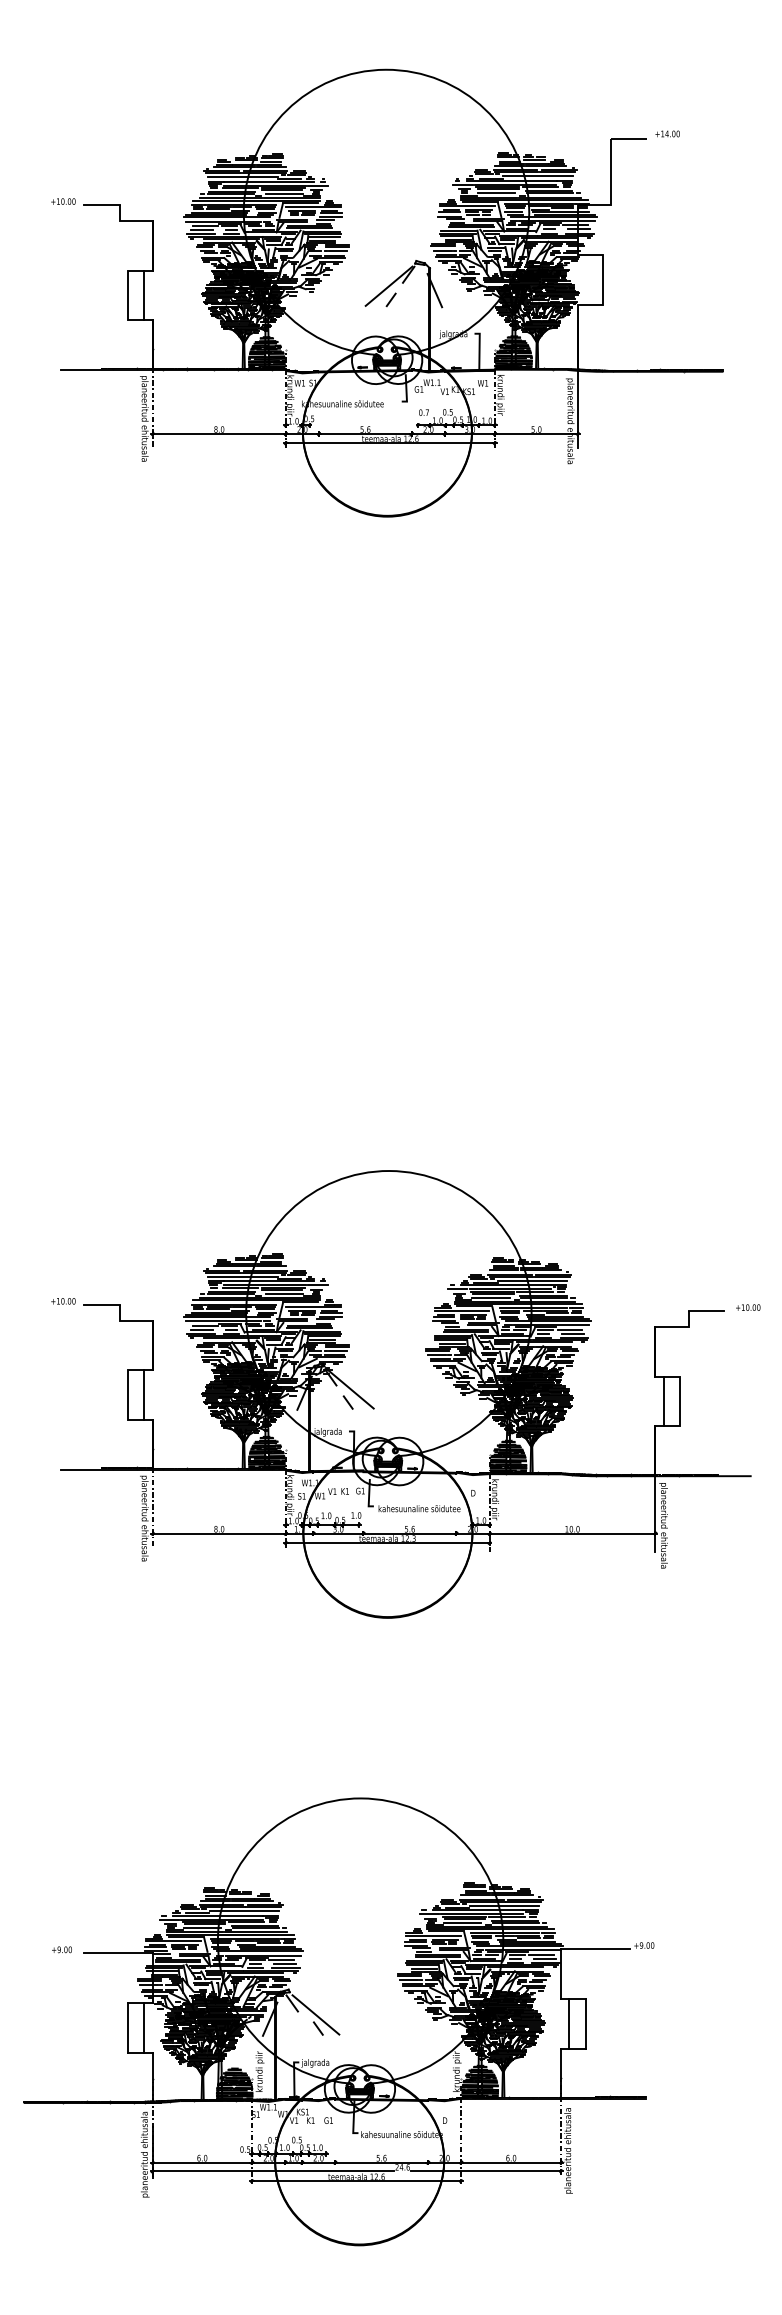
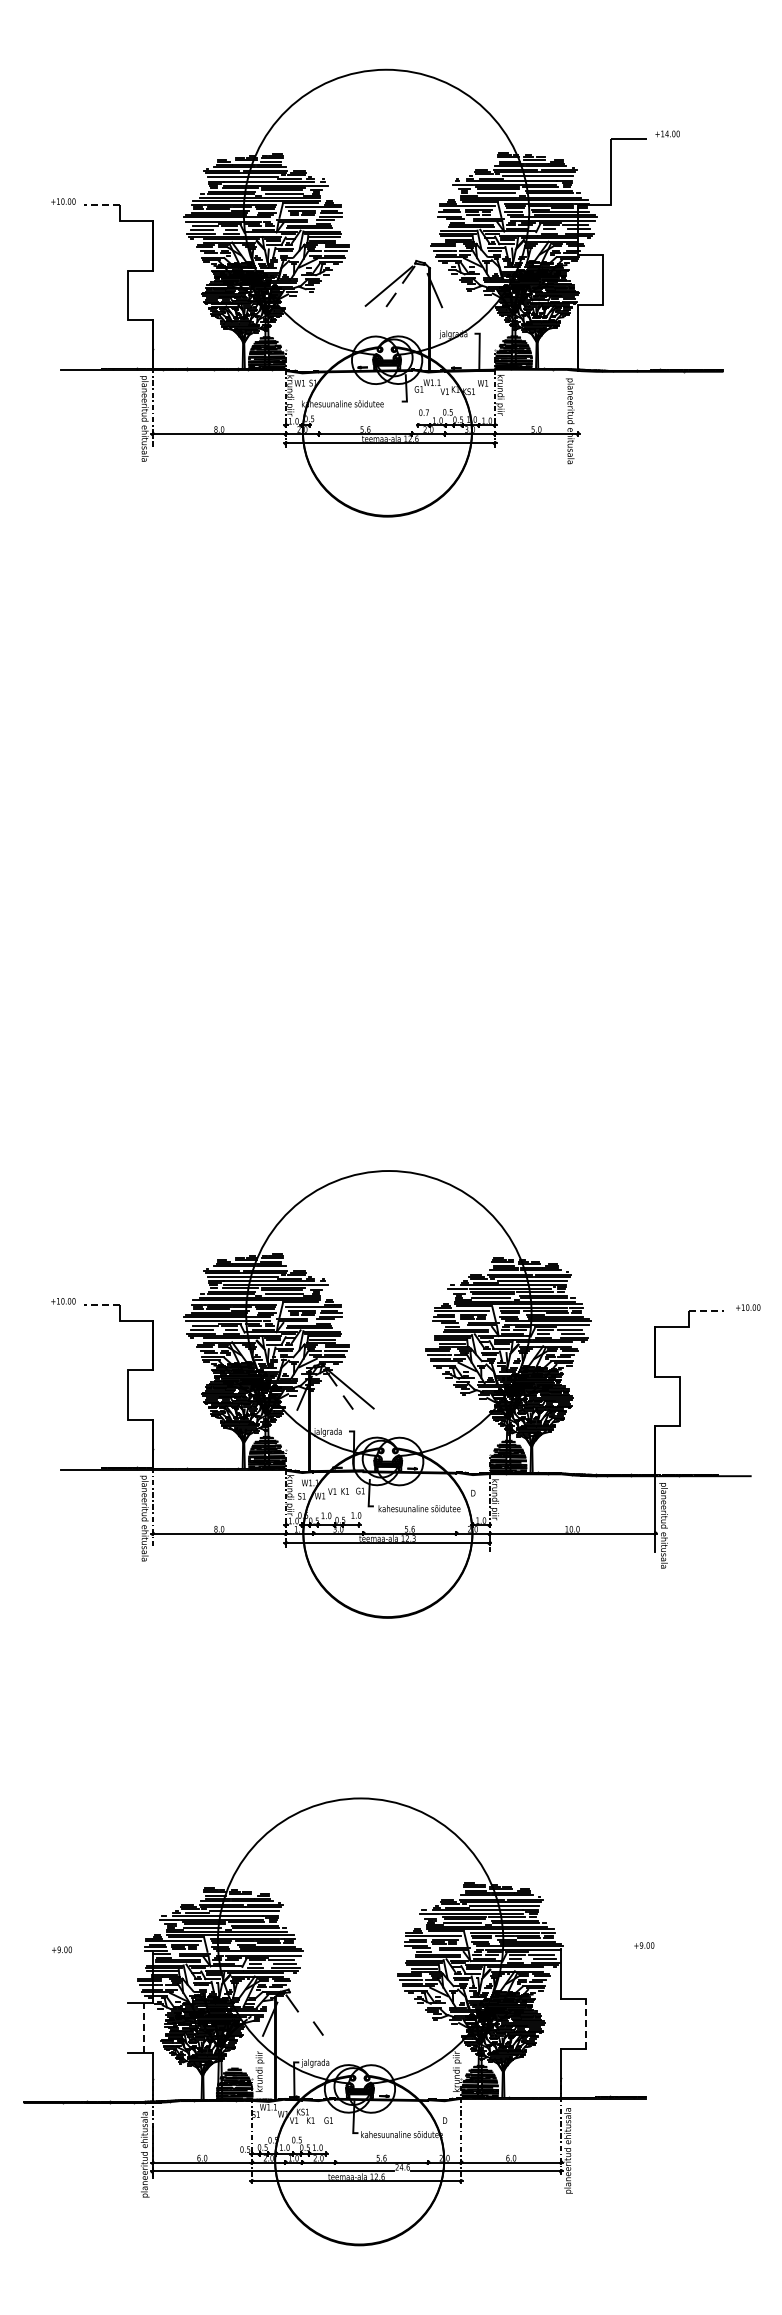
line: solid -> dashed (101, 204)
line: present -> none (144, 295)
line: present -> none (578, 399)
line: solid -> dashed (101, 1304)
line: solid -> dashed (706, 1310)
line: present -> none (144, 1395)
line: present -> none (663, 1401)
line: present -> none (595, 1949)
line: present -> none (117, 1953)
line: present -> none (315, 2014)
line: present -> none (569, 2023)
line: solid -> dashed (586, 2023)
line: present -> none (127, 2027)
line: solid -> dashed (144, 2028)
